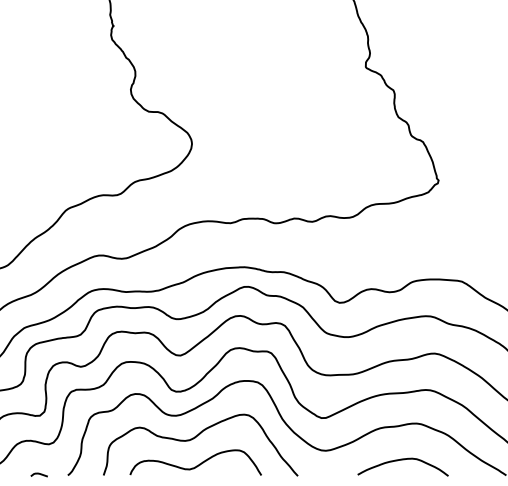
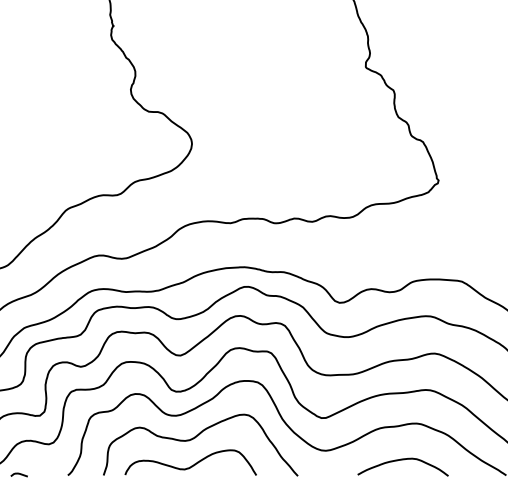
curve position: (196, 465) -> (191, 465) (191, 465)
curve position: (38, 474) -> (18, 474) (18, 474)
